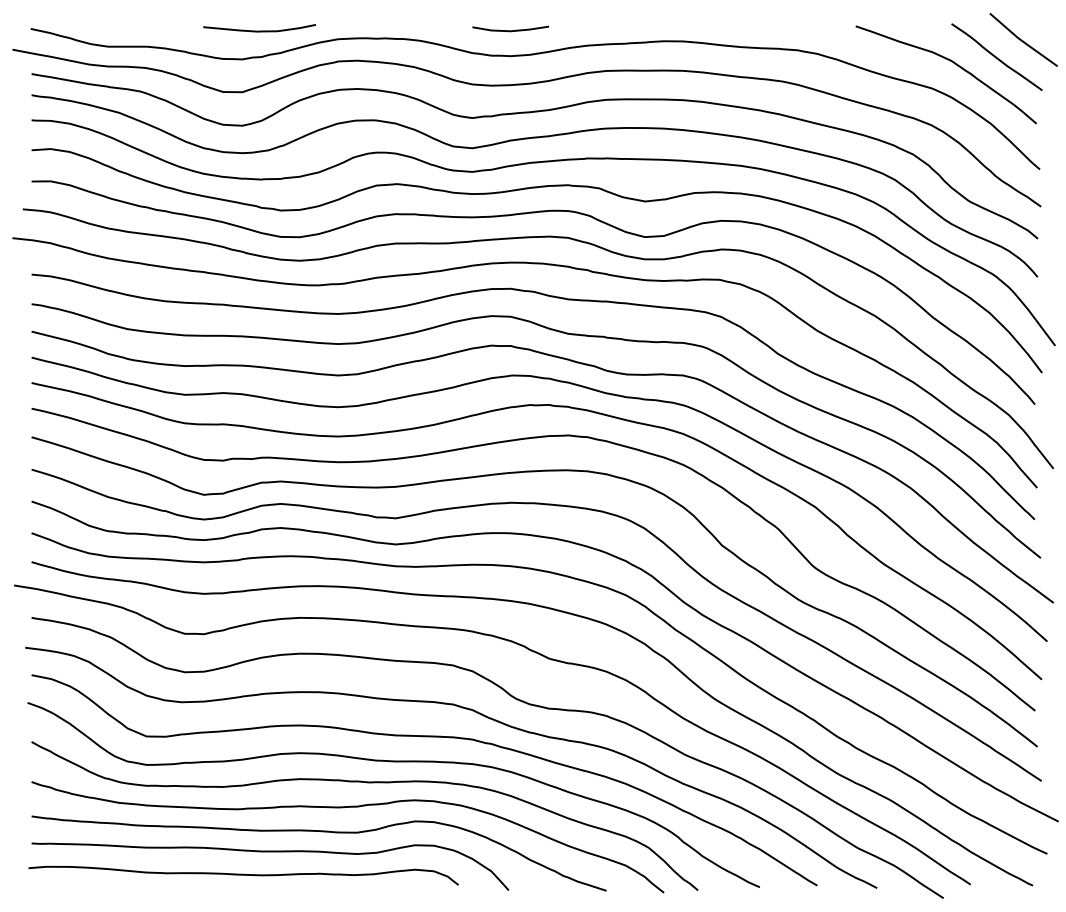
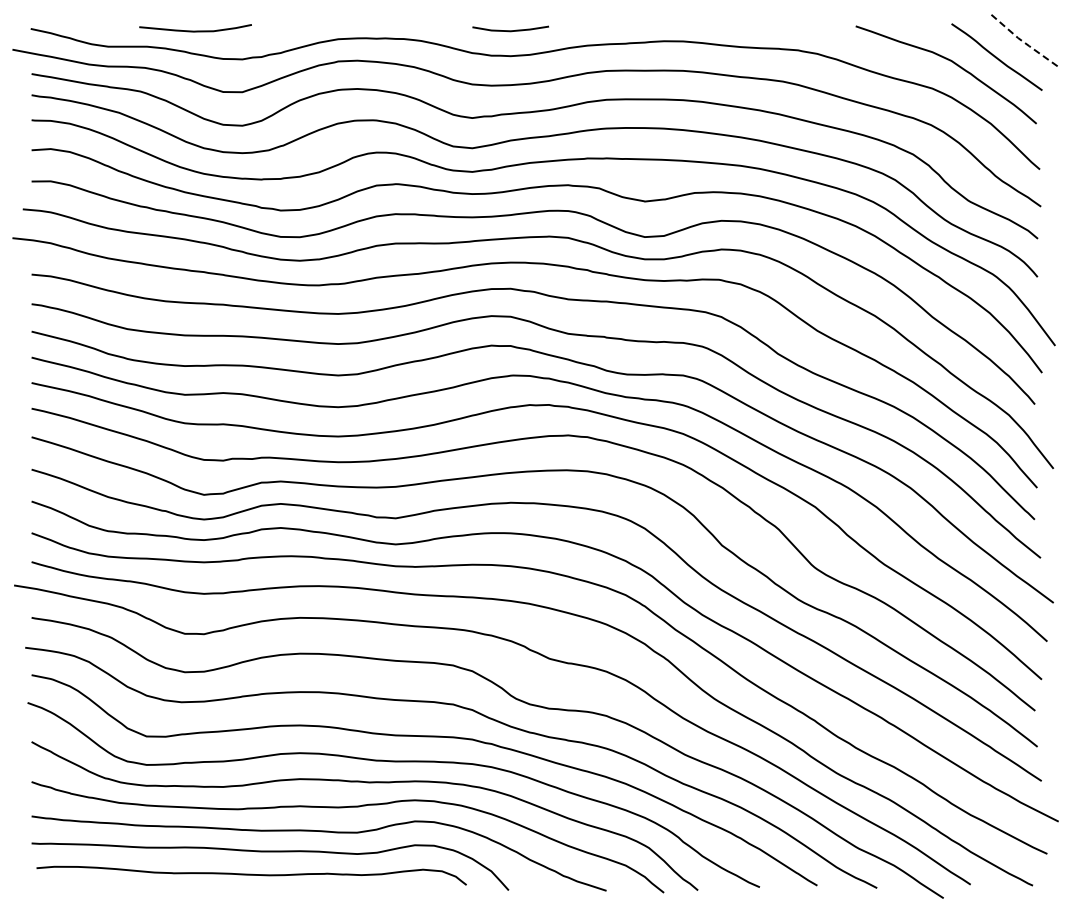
curve position: (259, 30) -> (195, 30) (195, 30)
line: solid -> dashed (1022, 40)
curve position: (243, 875) -> (251, 875) (251, 875)
